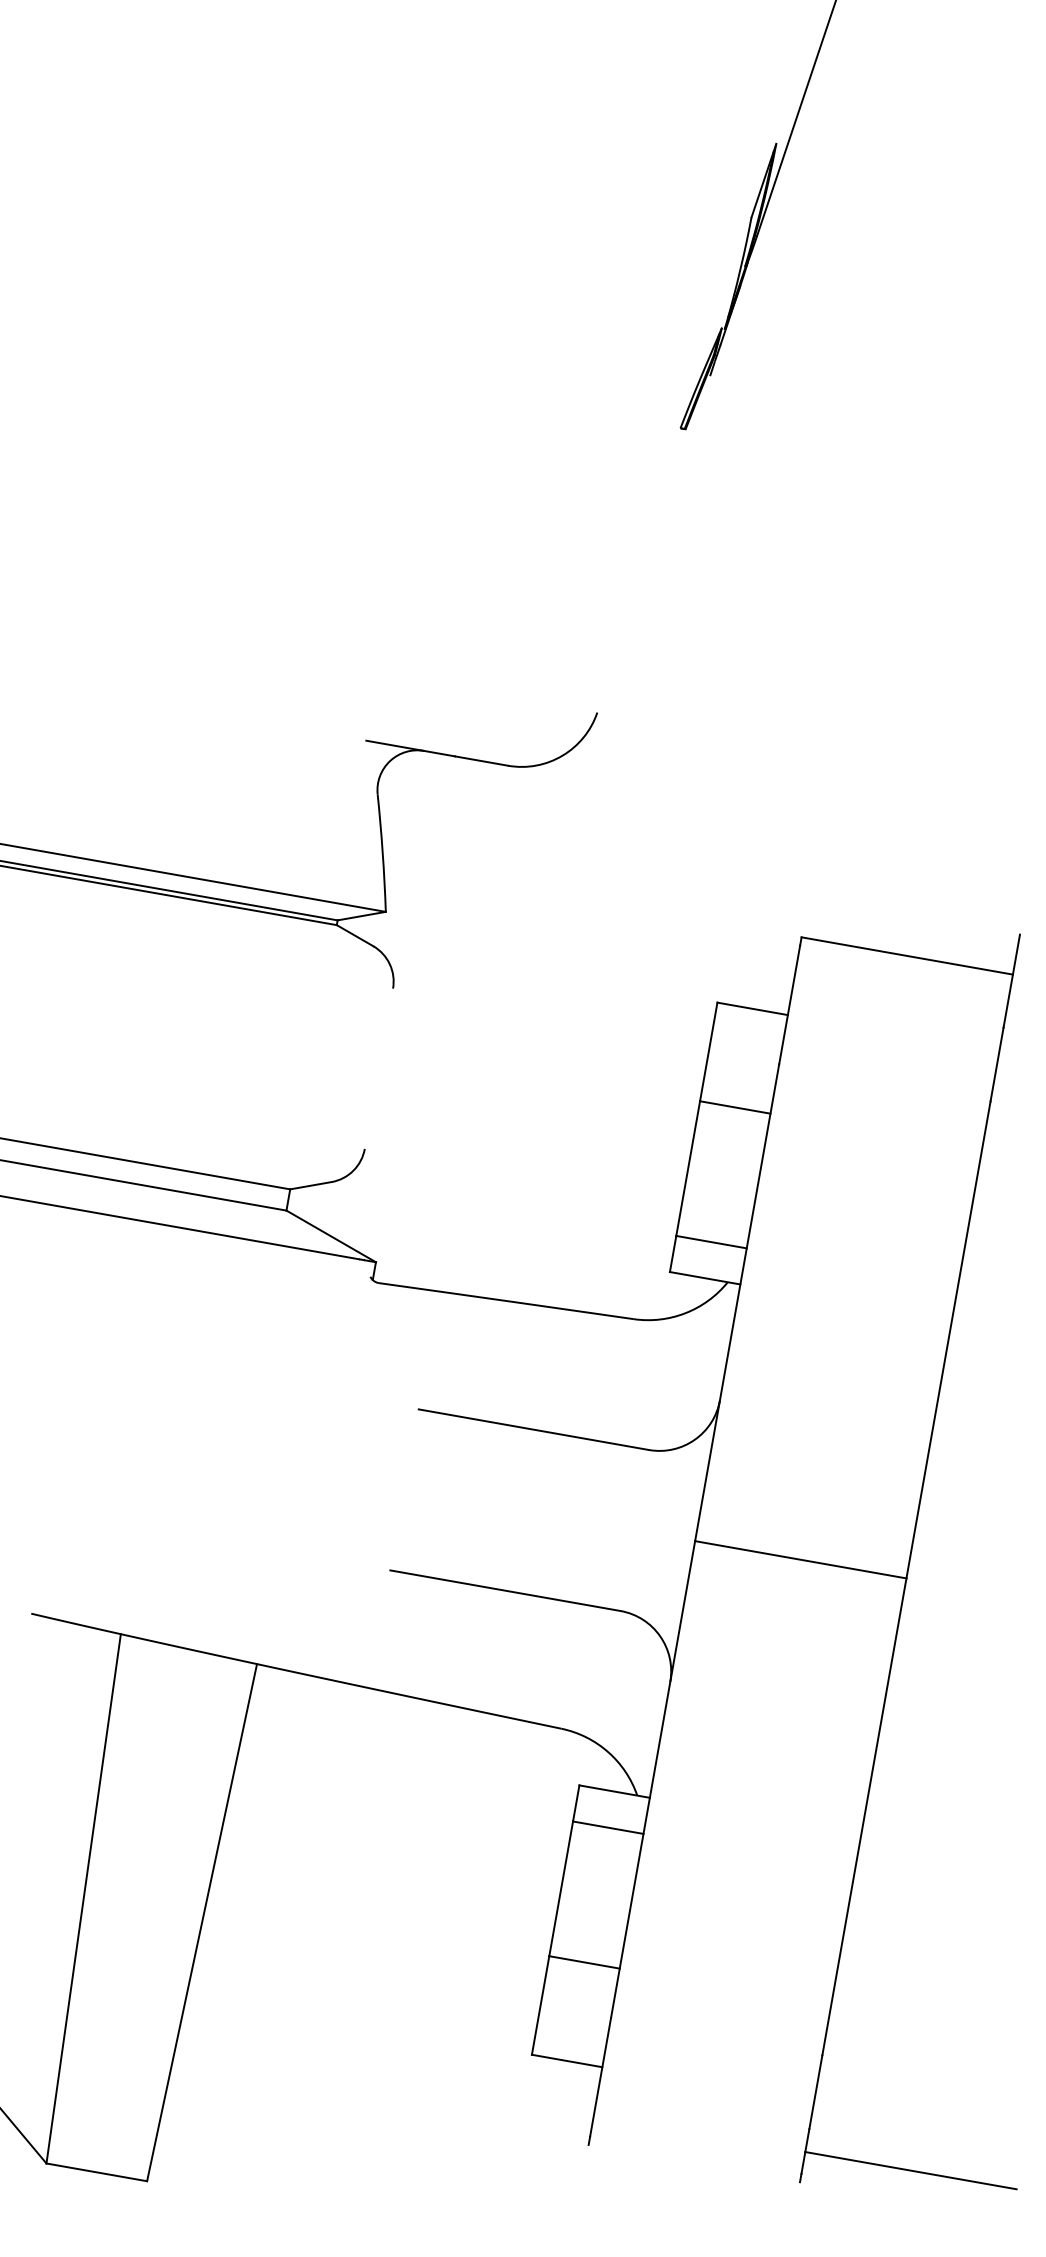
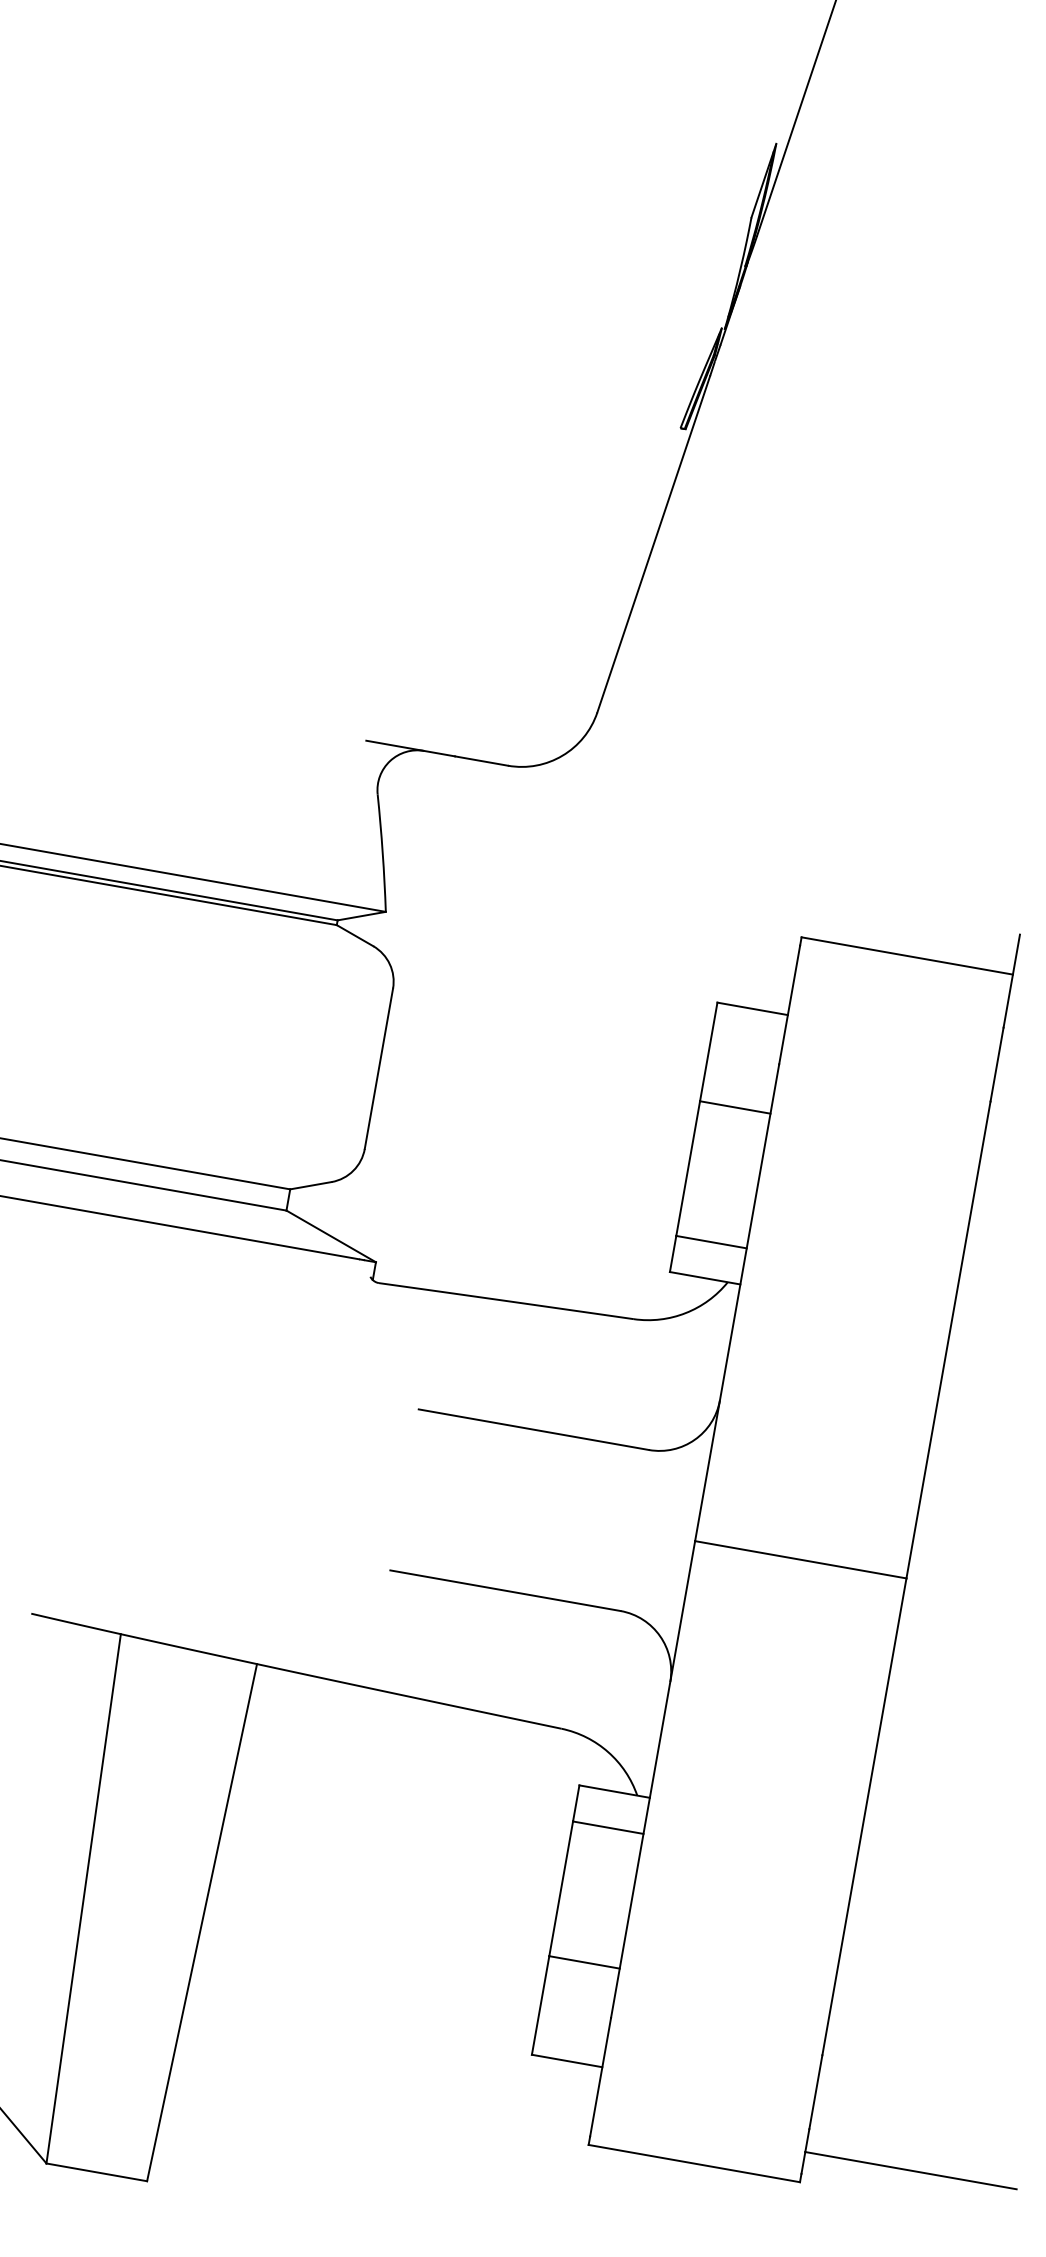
line: none -> present (653, 544)
line: none -> present (378, 1068)
line: none -> present (693, 2163)
